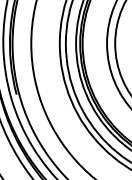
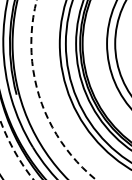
circle: solid -> dashed (63, 89)
circle: solid -> dashed (16, 149)
